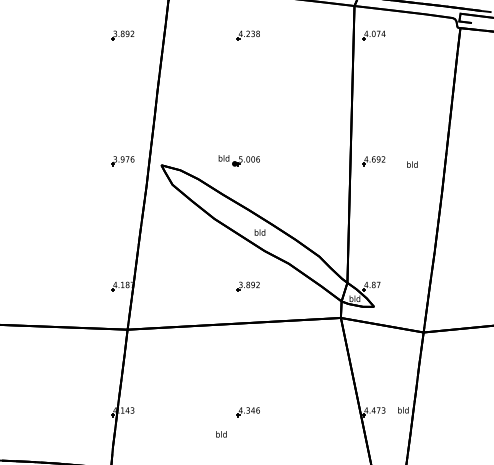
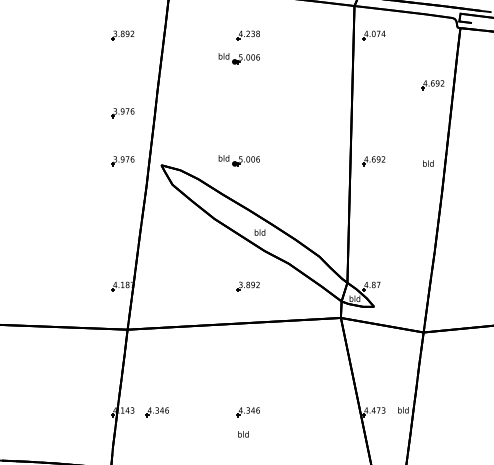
part: none -> present (238, 58)
part: none -> present (432, 85)
part: none -> present (122, 113)
text position: (412, 164) -> (428, 163) (428, 163)
part: none -> present (156, 412)
text position: (221, 434) -> (243, 434) (243, 434)
